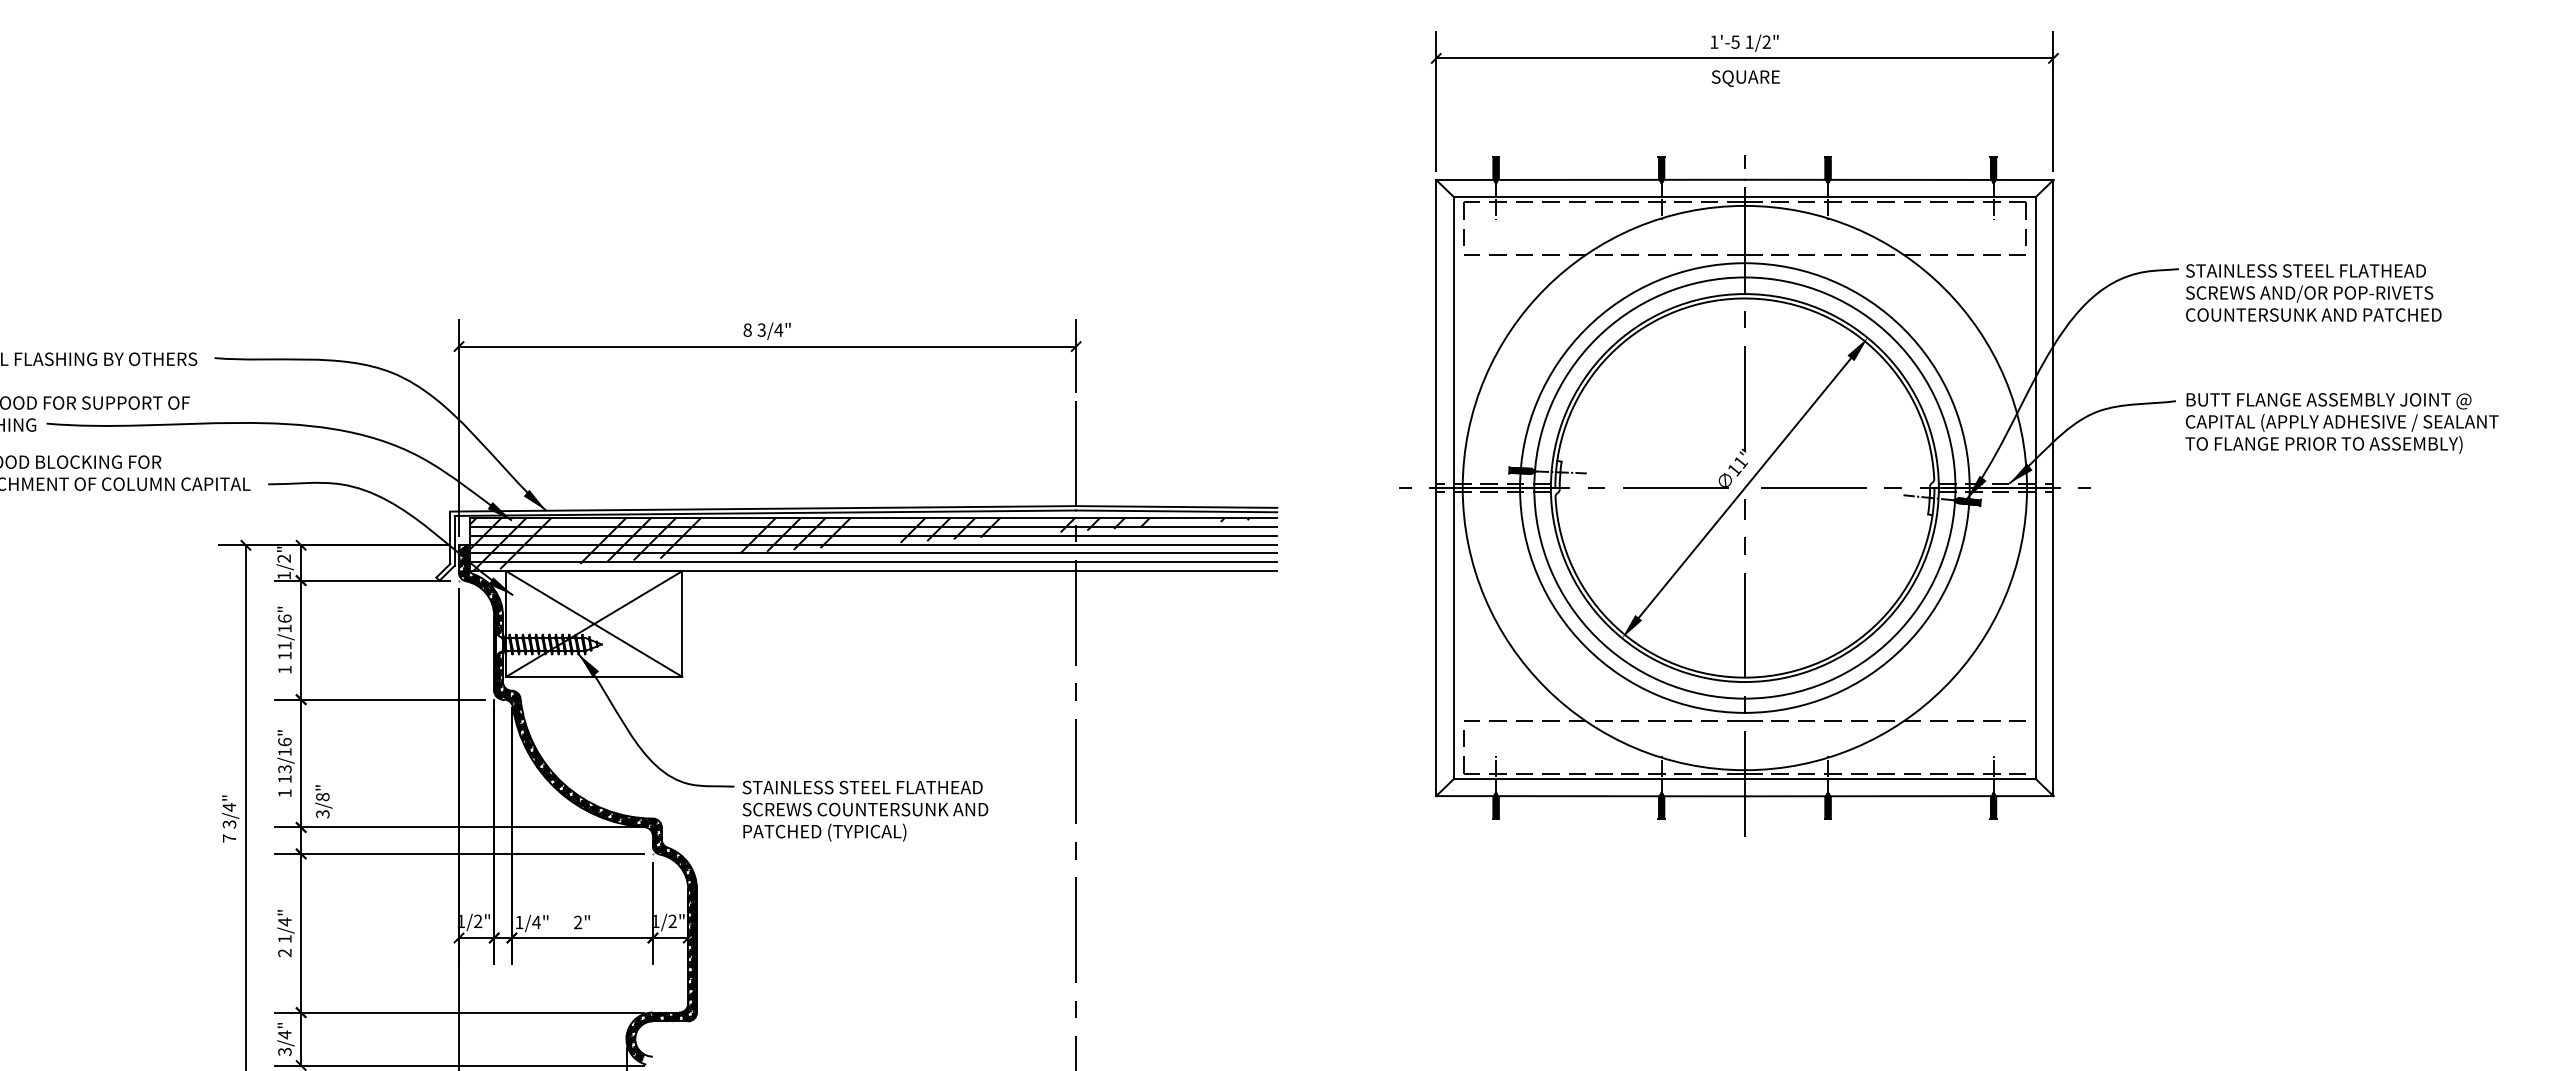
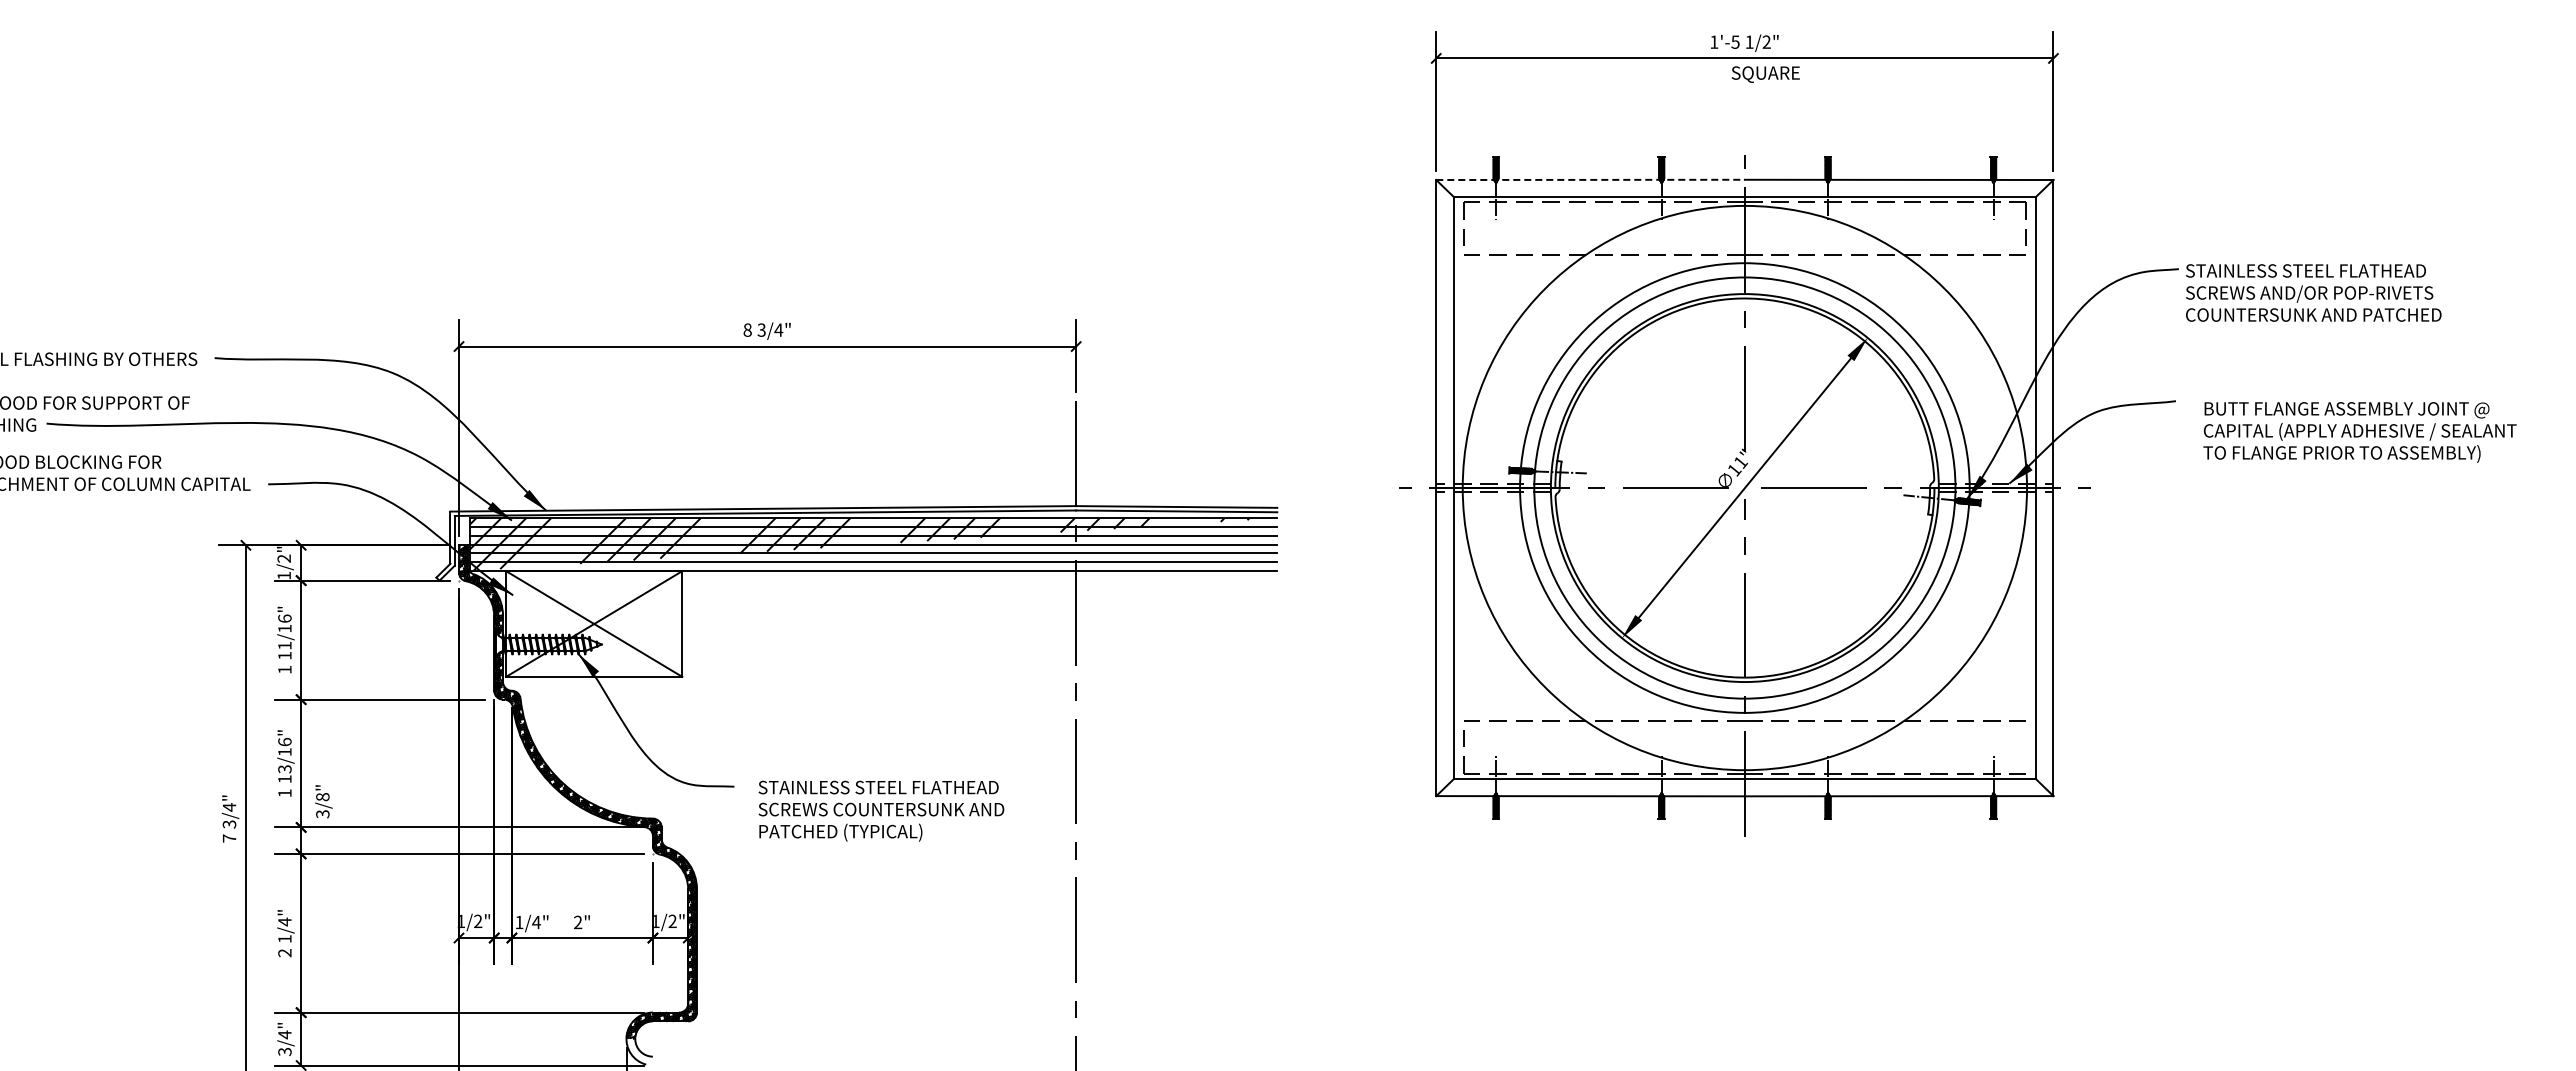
text position: (1745, 78) -> (1765, 74) (1765, 74)
line: solid -> dashed (1591, 179)
text position: (2341, 423) -> (2359, 432) (2359, 432)
text position: (865, 810) -> (881, 810) (881, 810)
hatch: present -> none (635, 1049)
